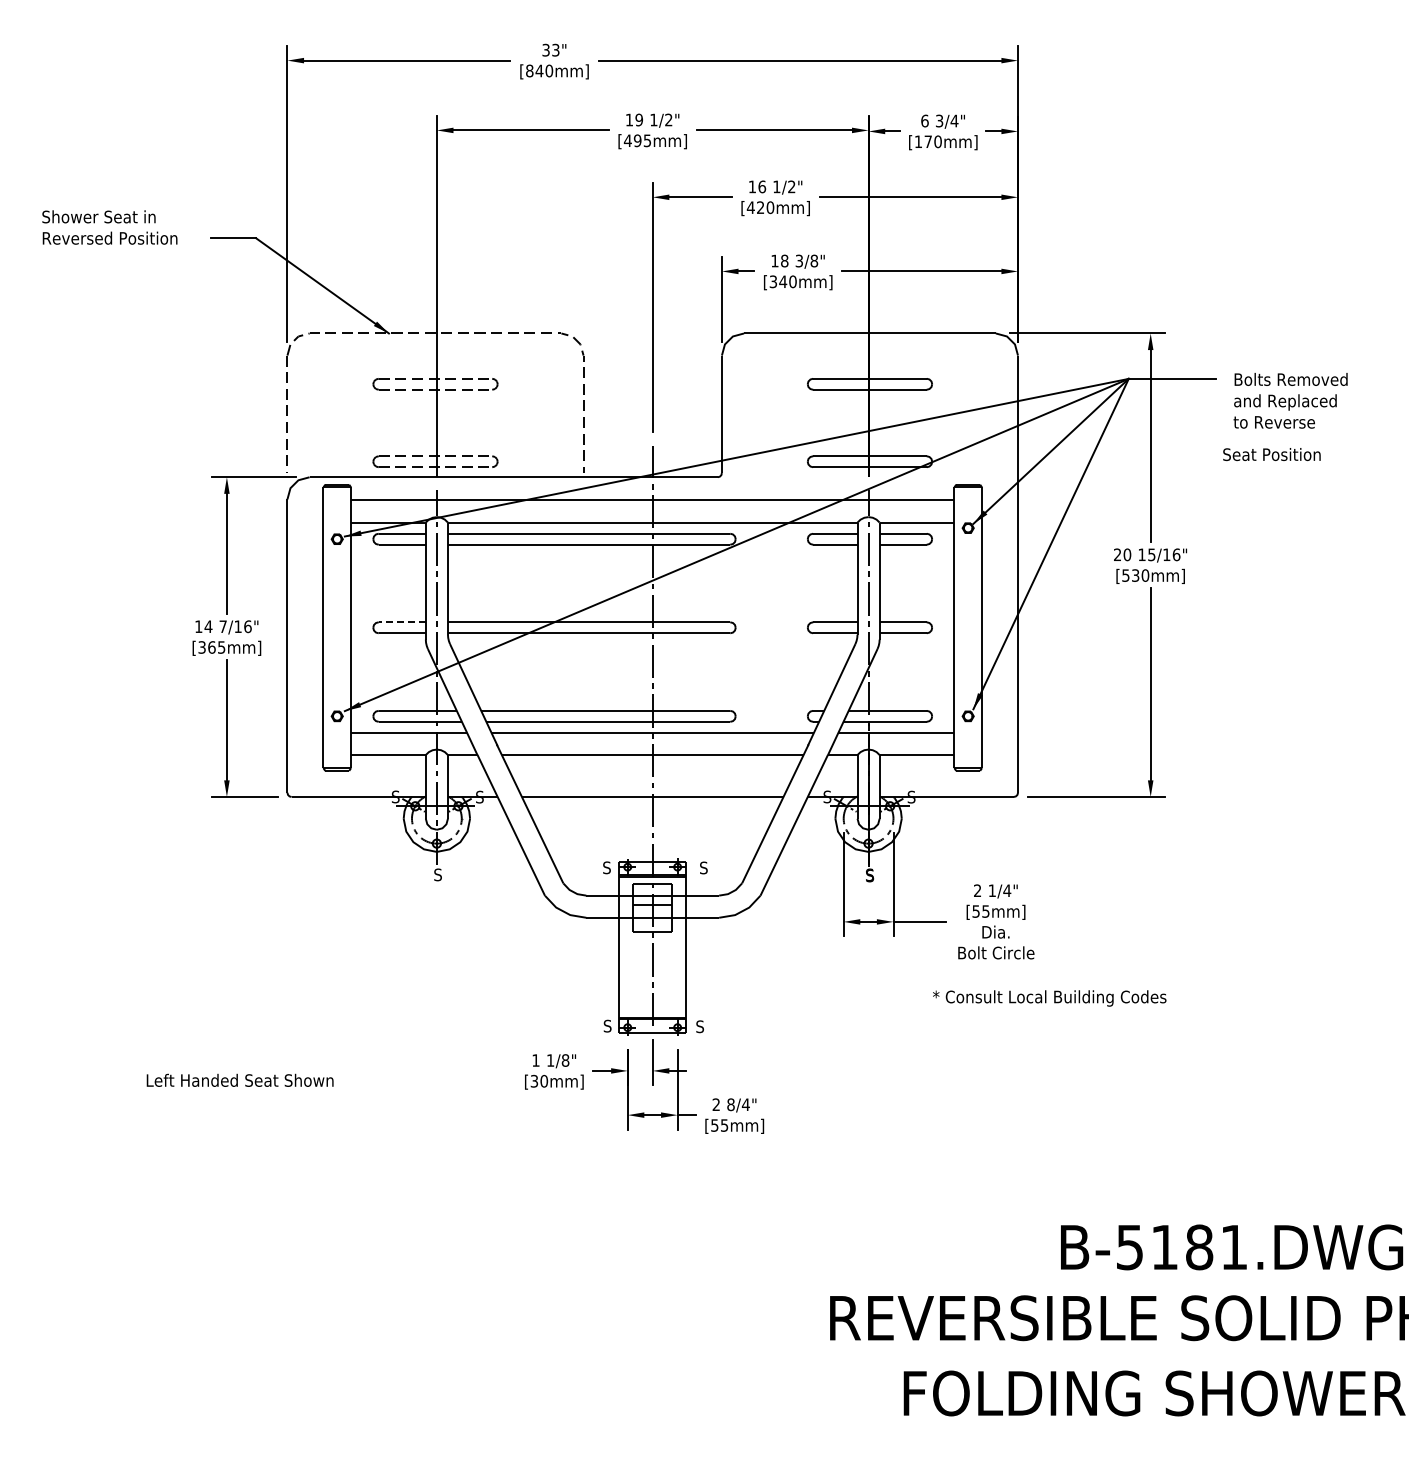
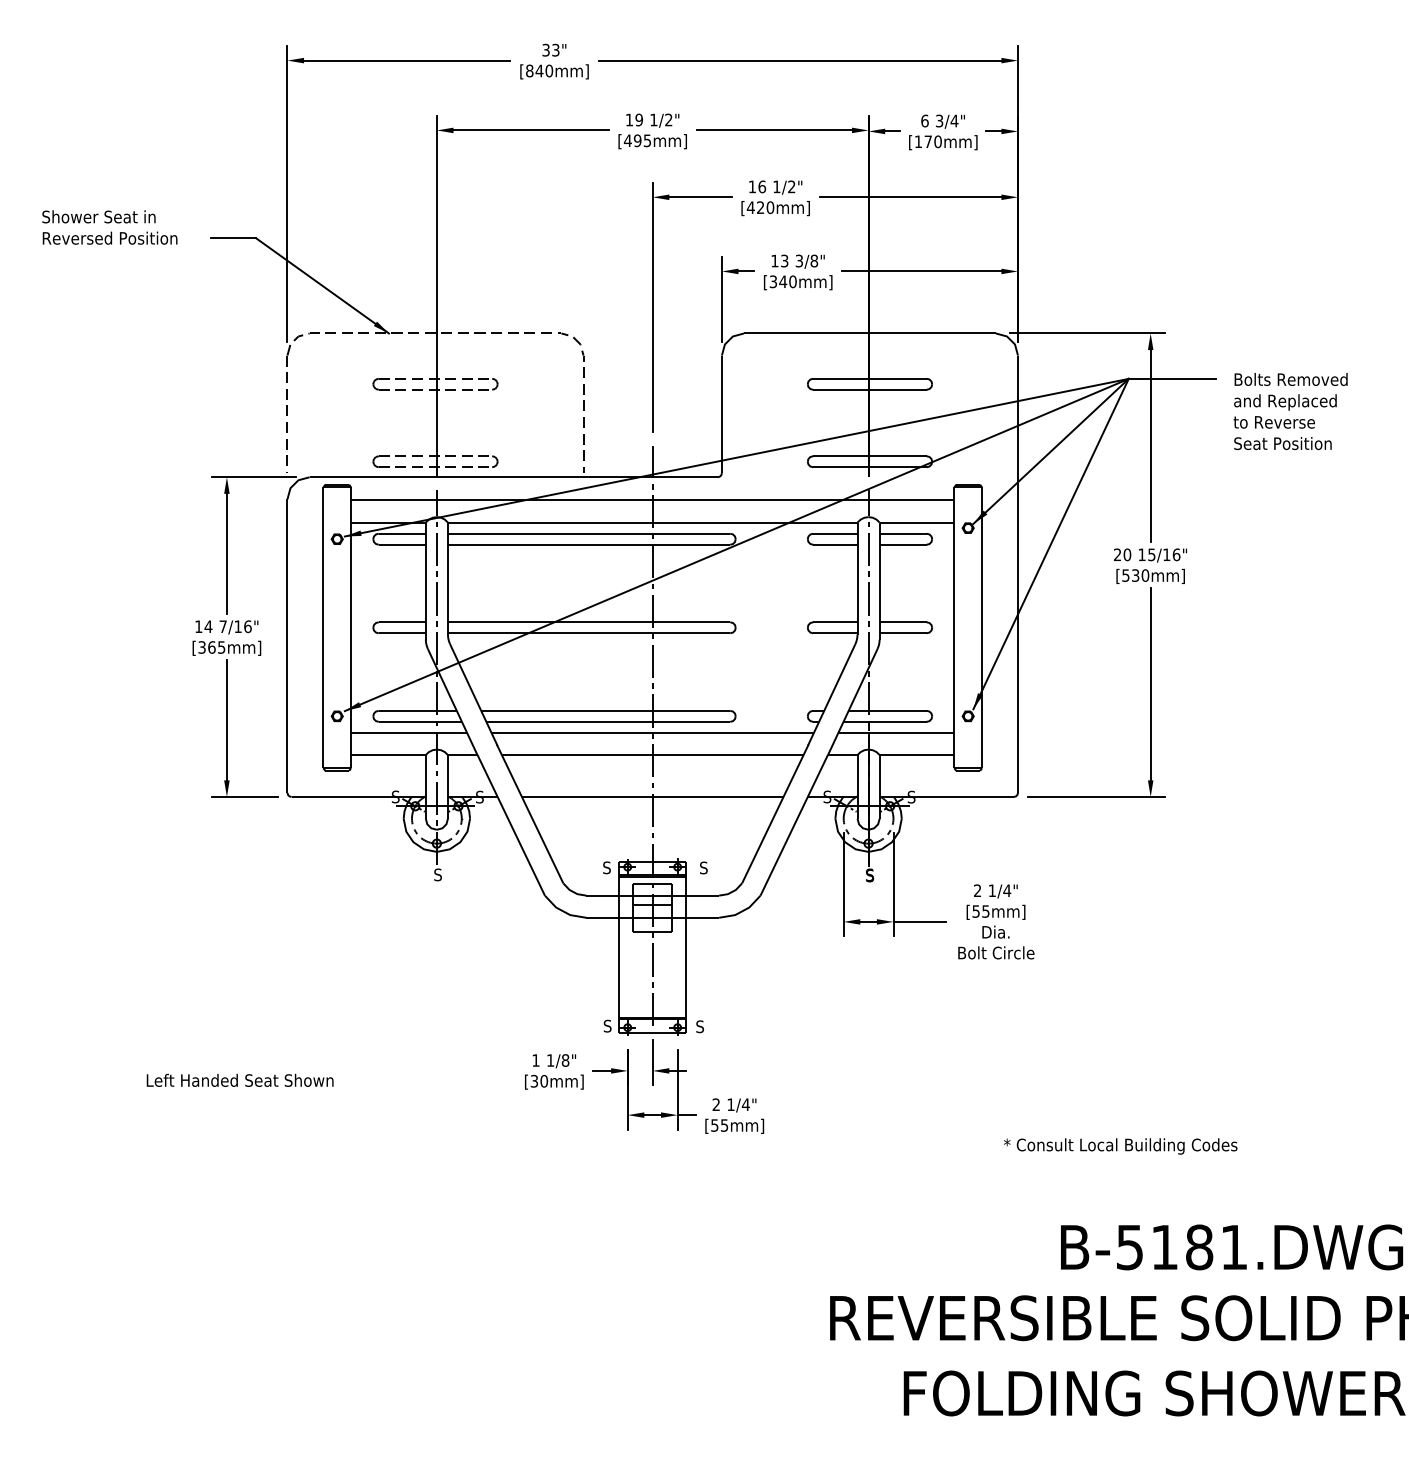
text: 18 -> 13 (784, 260)
text position: (1271, 454) -> (1282, 443) (1282, 443)
line: dashed -> solid (402, 622)
text position: (1049, 998) -> (1120, 1146) (1120, 1146)
text: 8/4" -> 1/4" (730, 1104)
